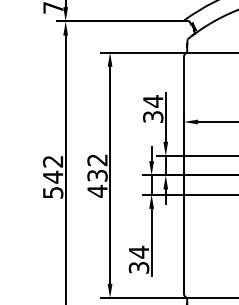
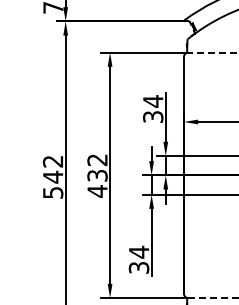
line: solid -> dashed (213, 52)
line: solid -> dashed (213, 298)
